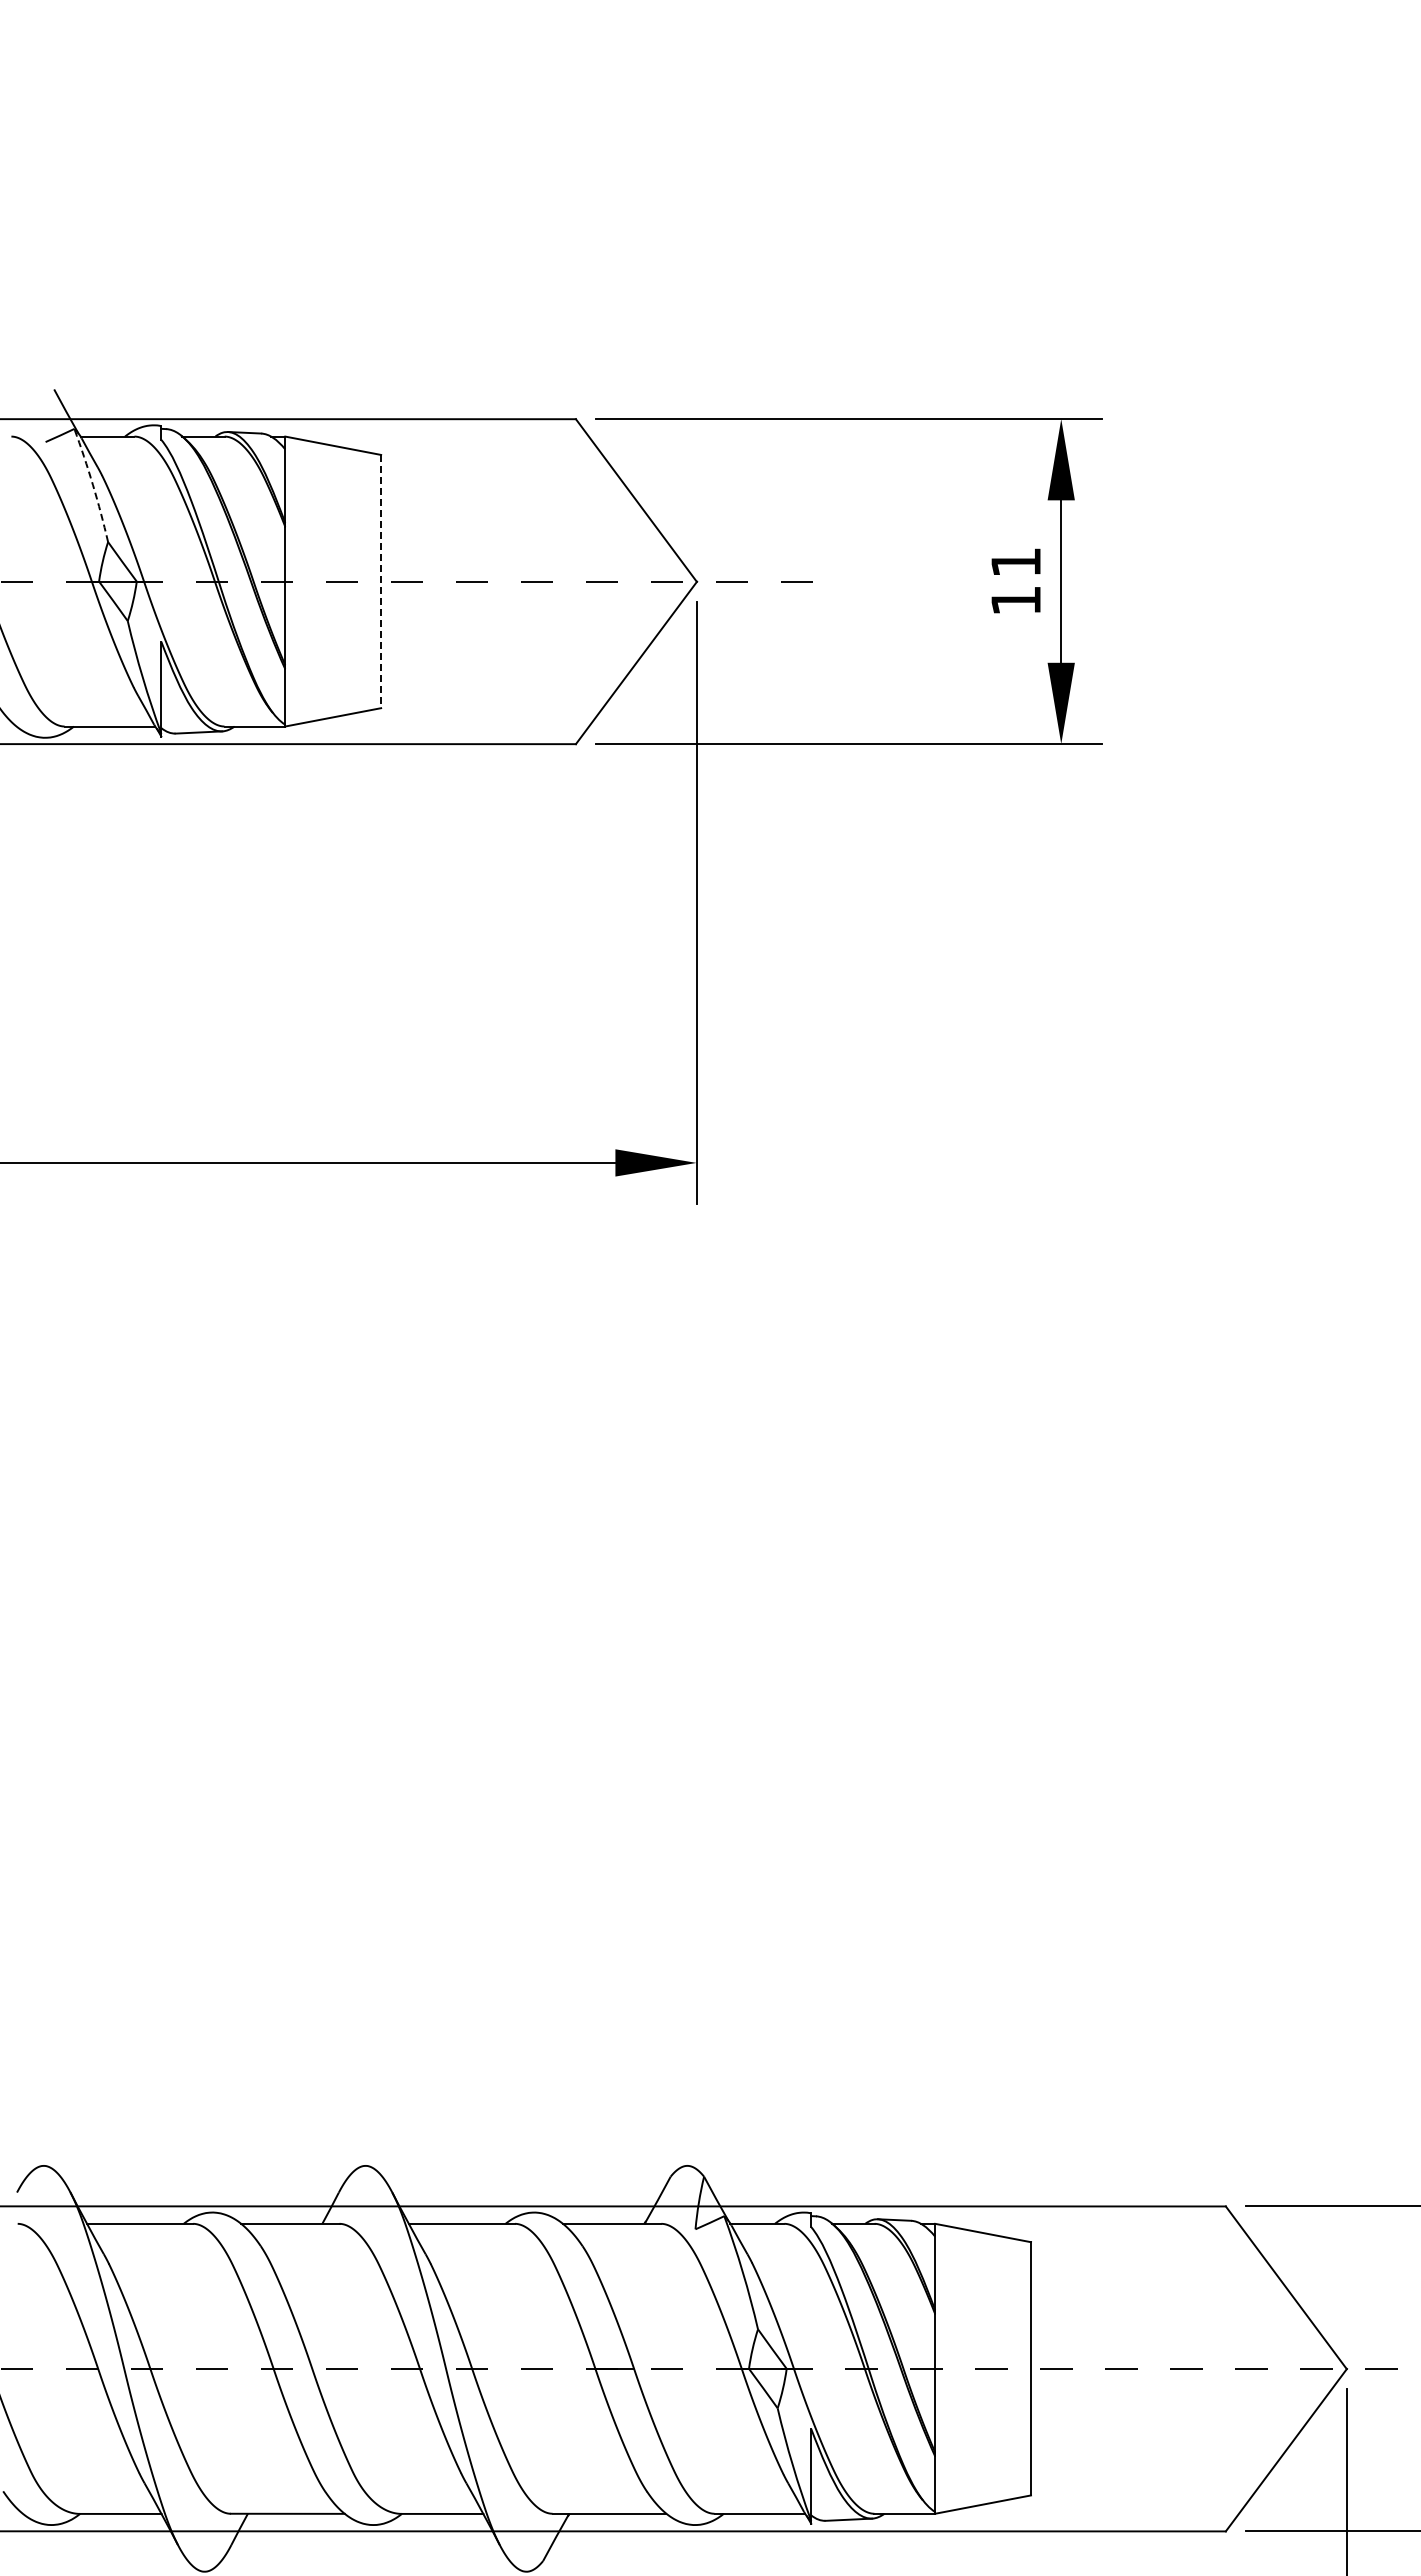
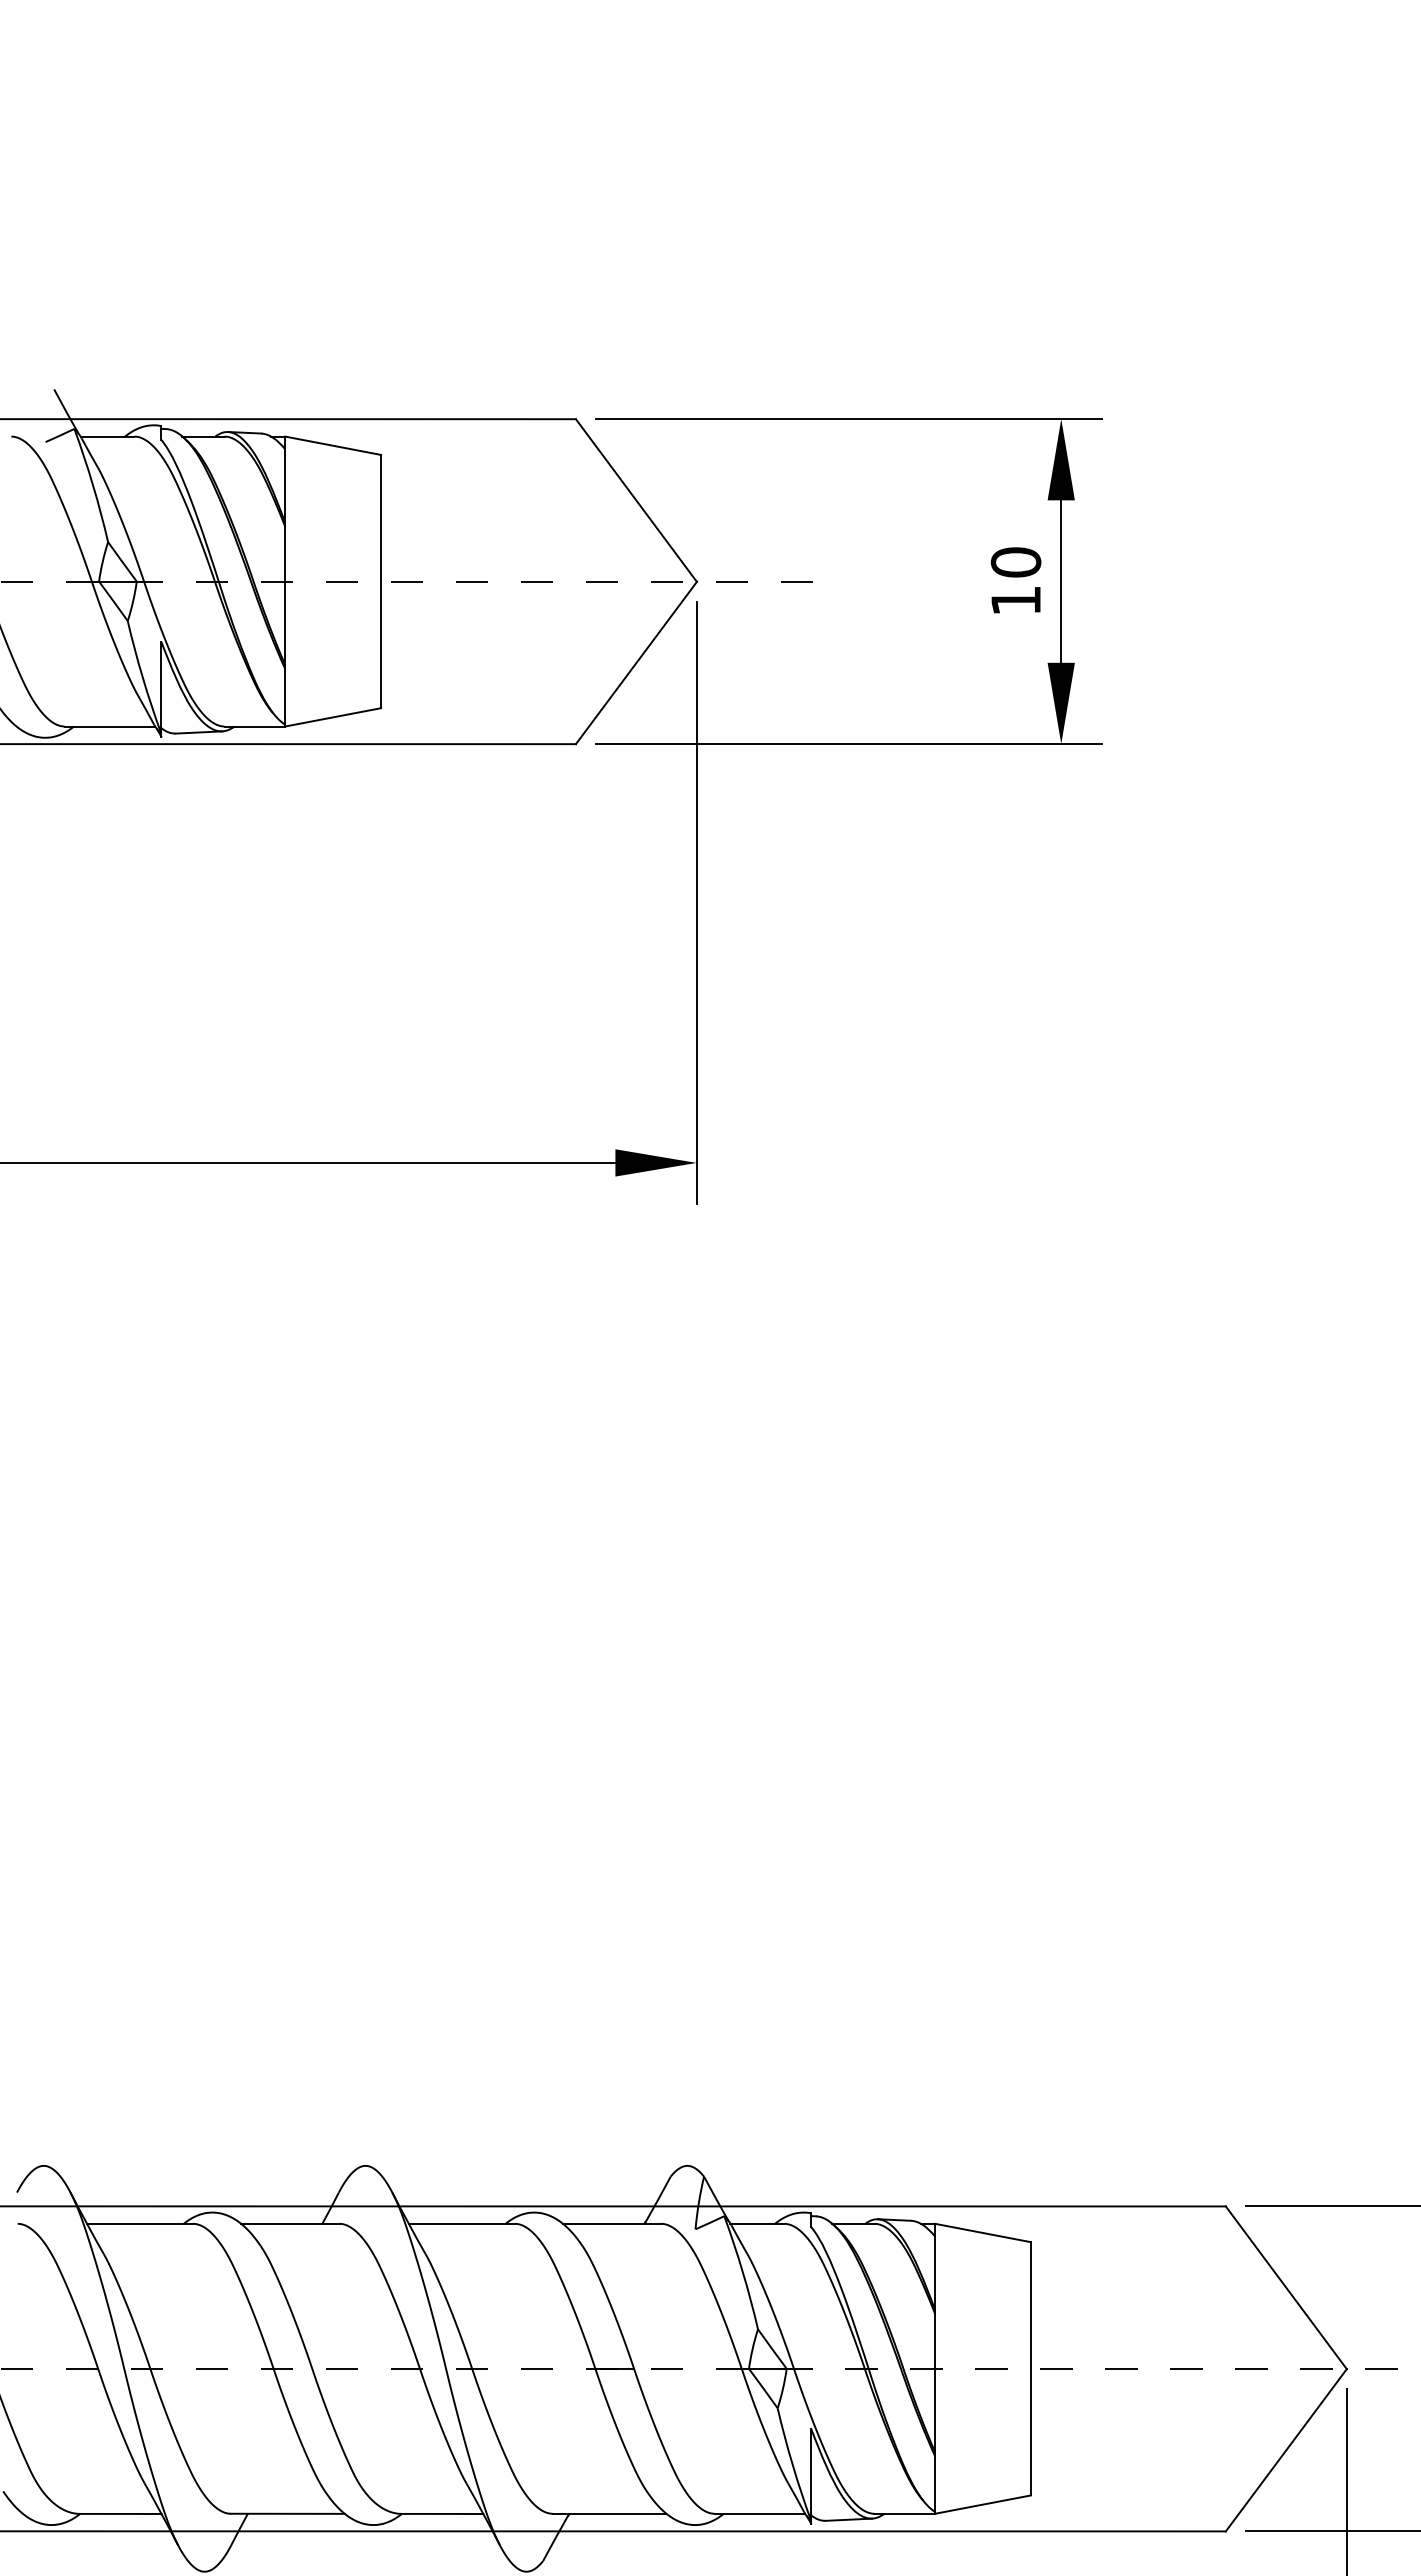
arc: dashed -> solid (92, 485)
text: 11 -> 10 (1015, 562)
line: dashed -> solid (381, 581)
